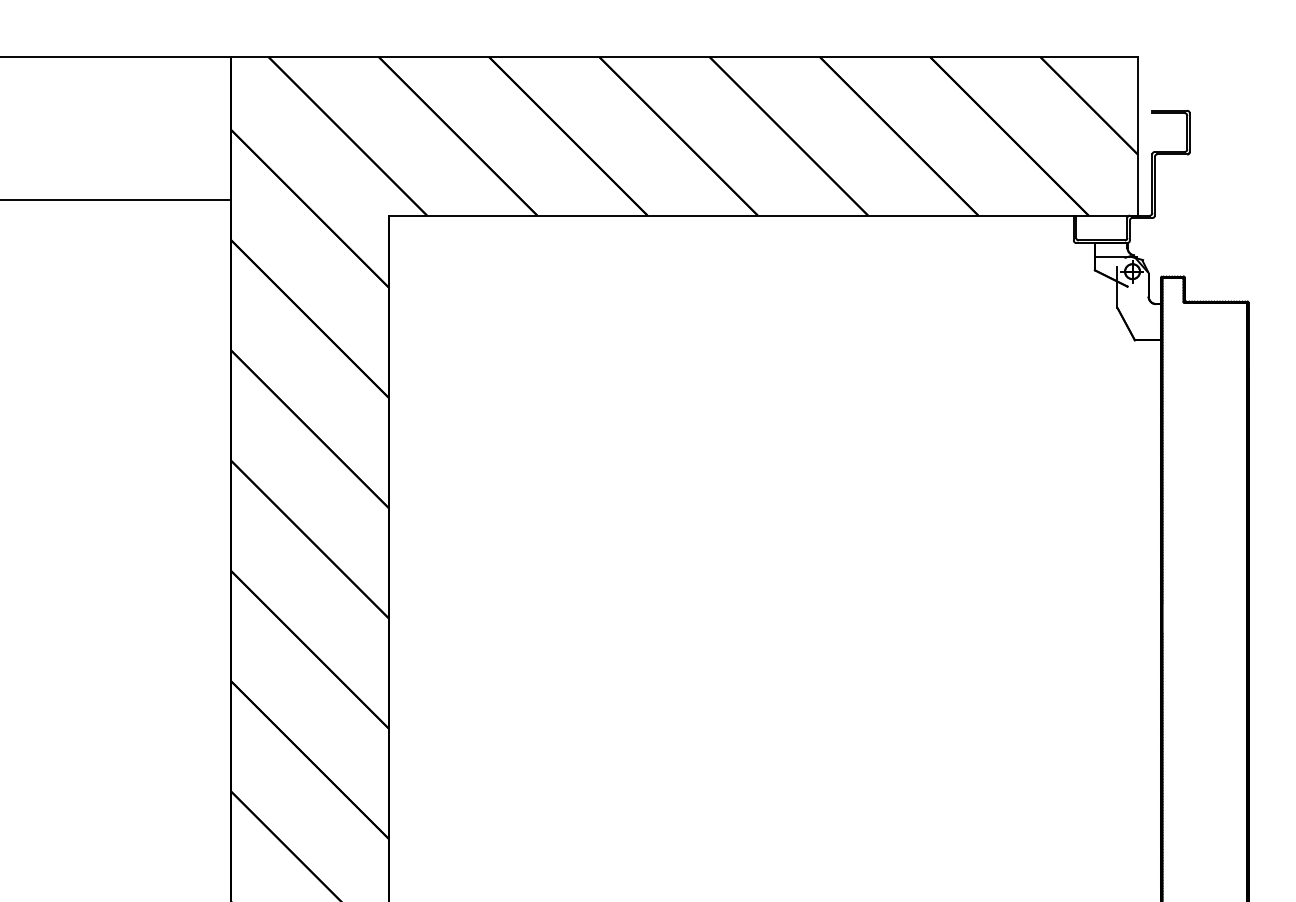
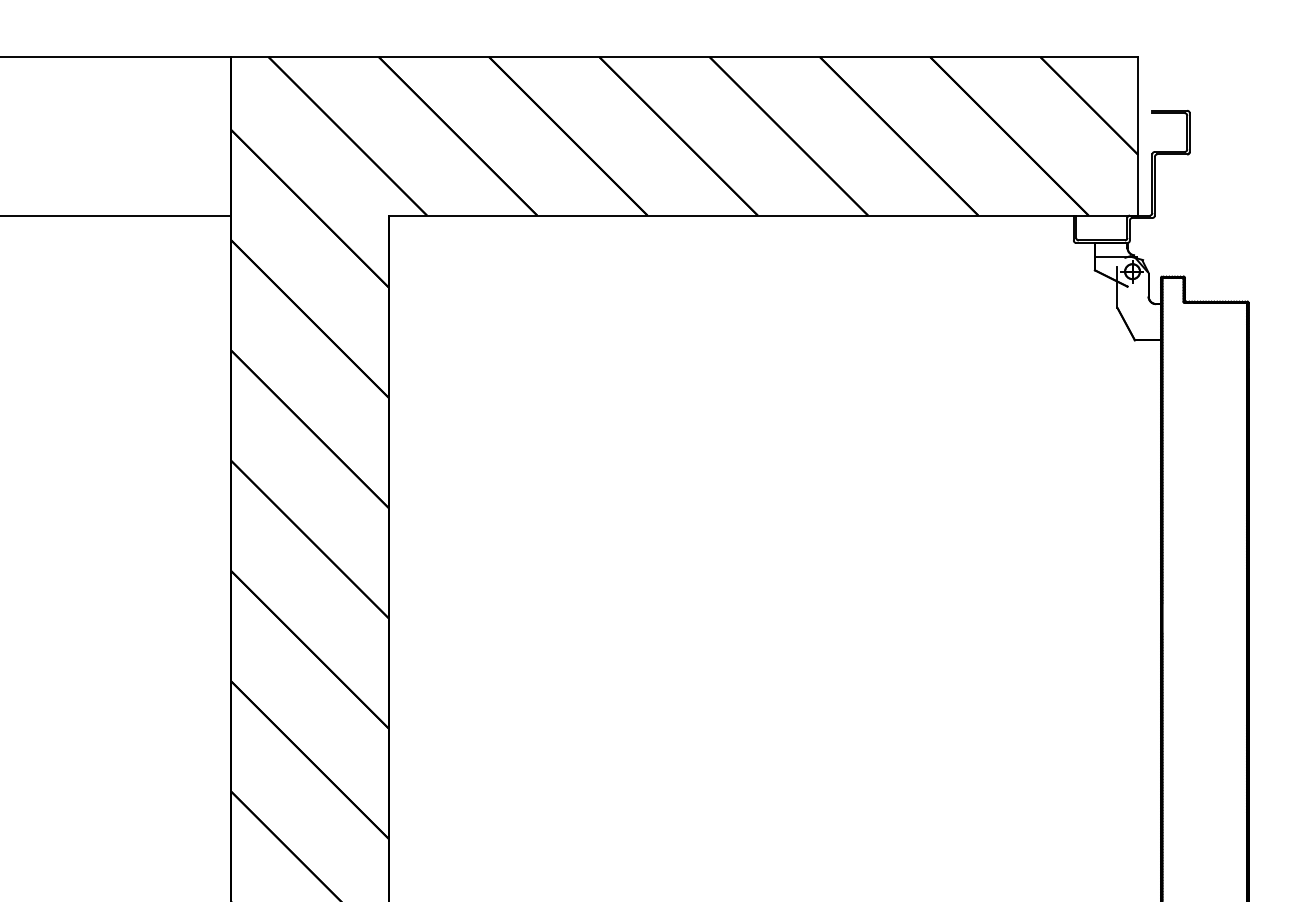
line position: (116, 199) -> (116, 215) (116, 215)
